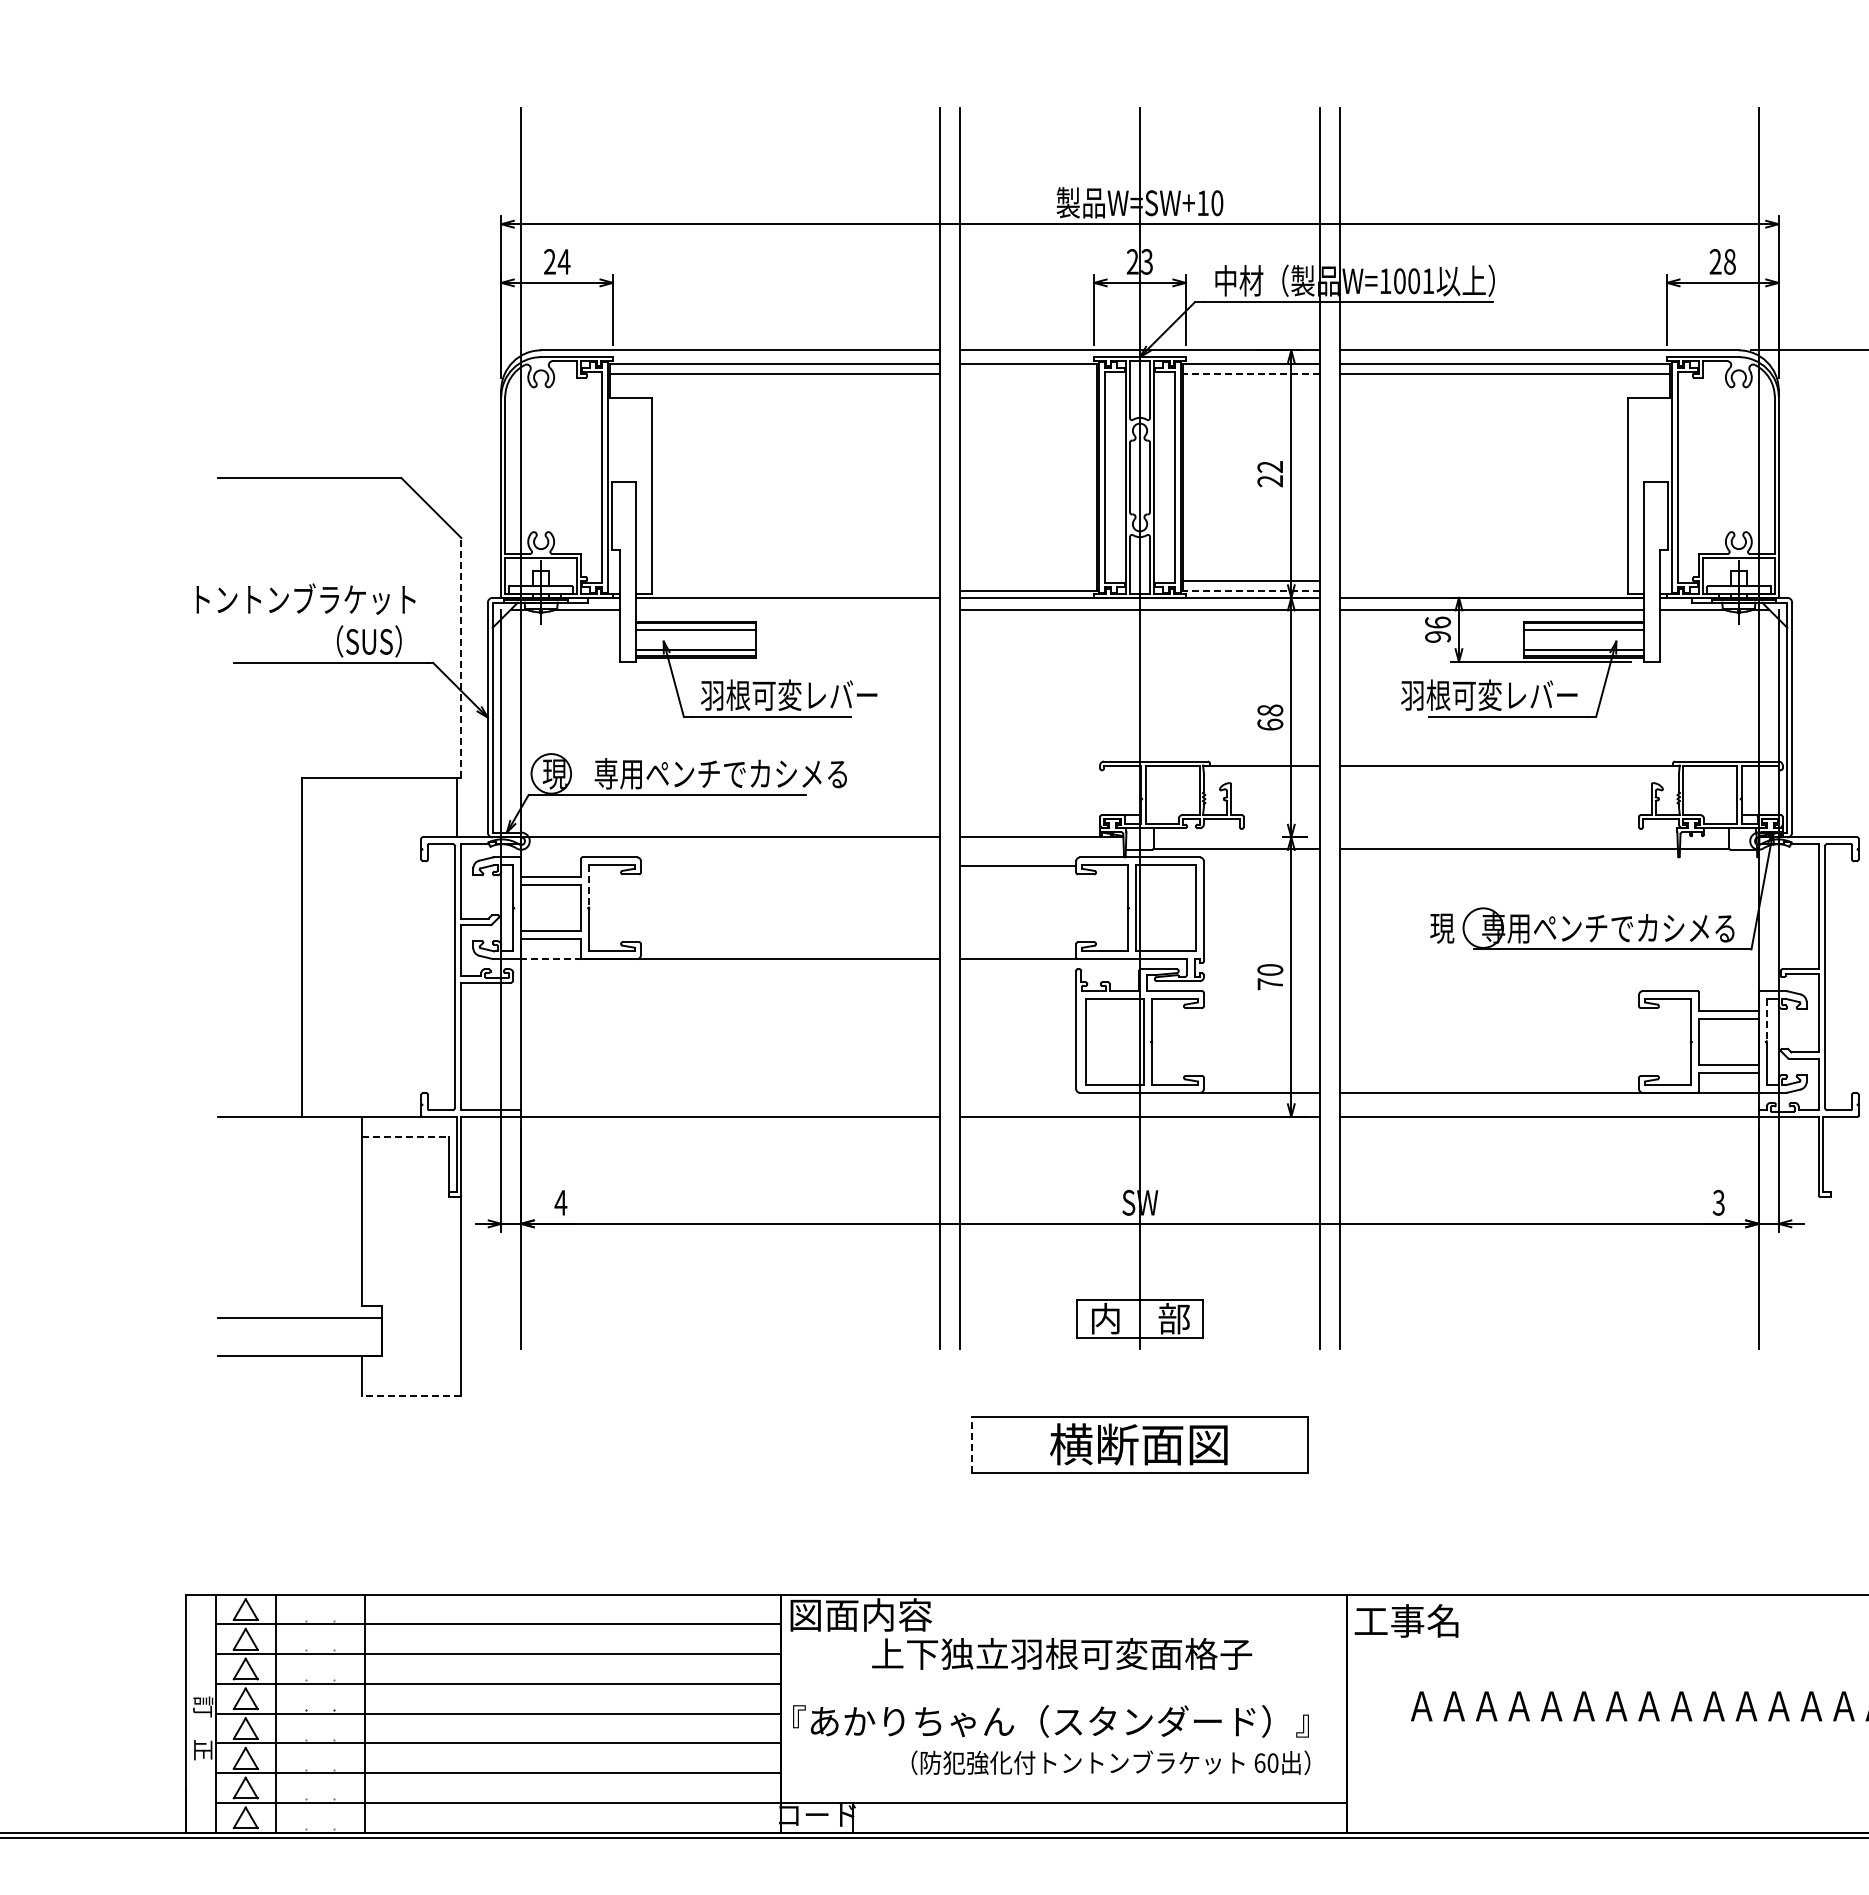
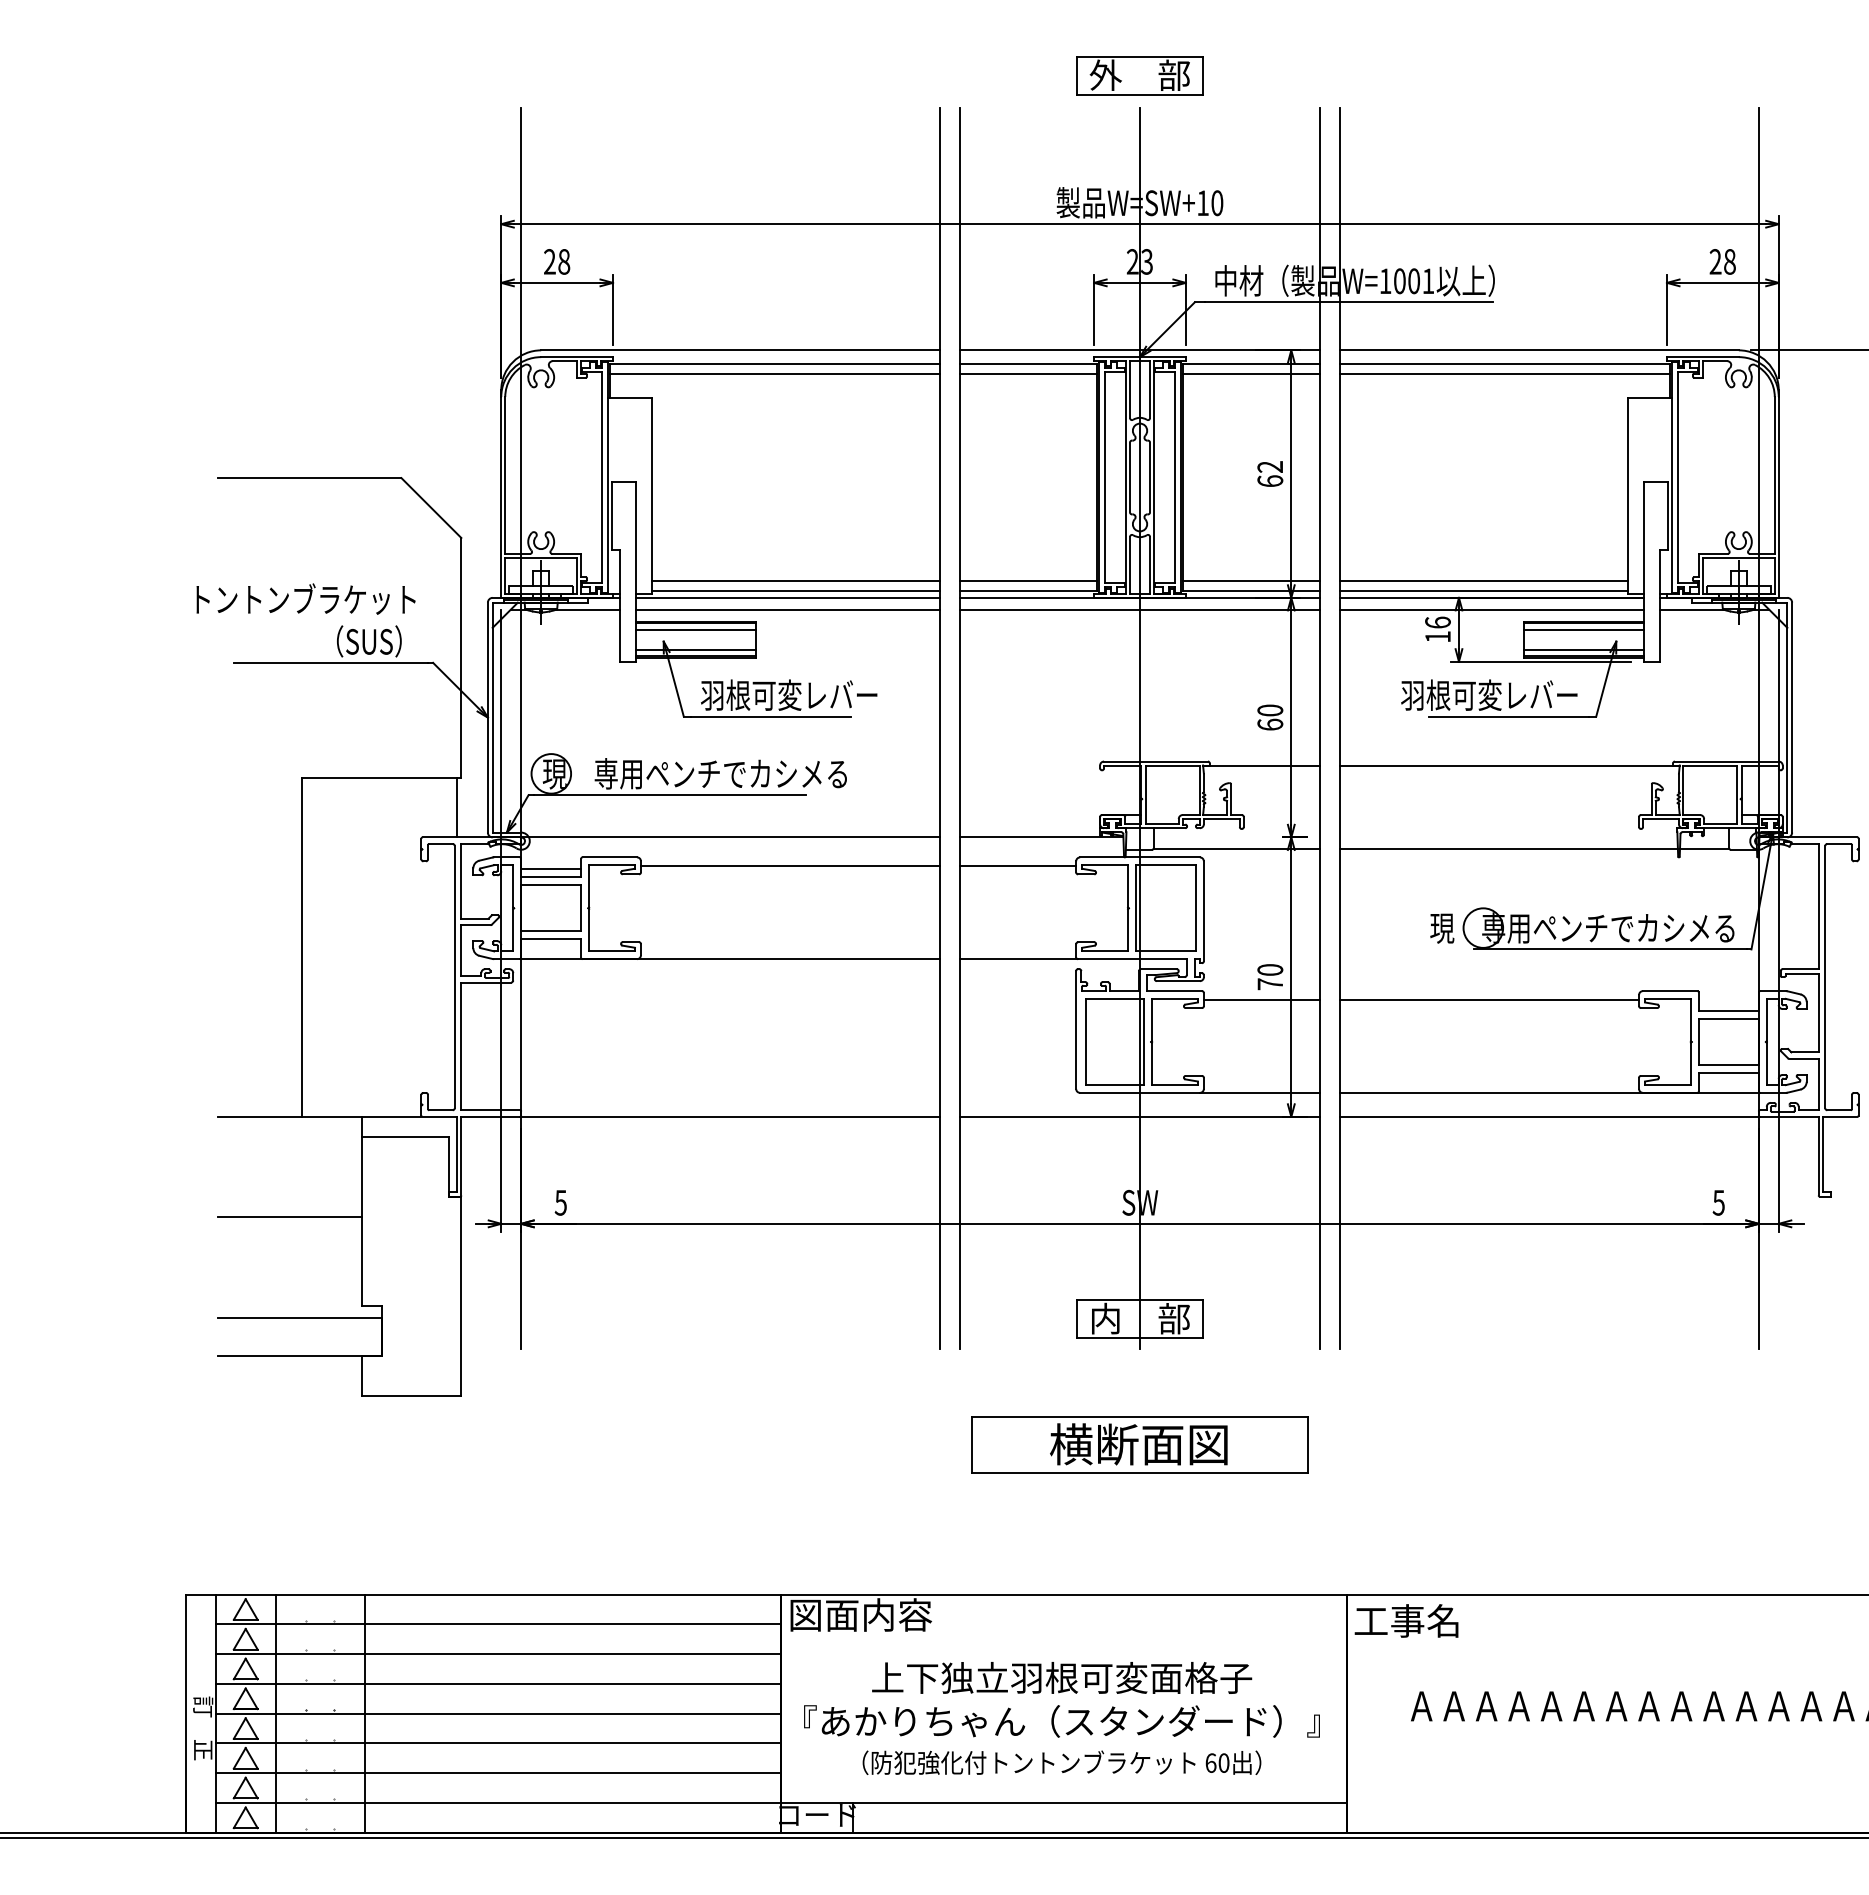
part: none -> present (1139, 75)
text: 24 -> 28 (563, 261)
line: none -> present (1028, 373)
line: dashed -> solid (1250, 373)
text: 22 -> 62 (1270, 481)
line: none -> present (795, 581)
line: none -> present (1028, 581)
line: none -> present (1483, 581)
line: none -> present (795, 591)
line: dashed -> solid (1250, 591)
line: none -> present (1483, 591)
line: none -> present (788, 609)
text: 96 -> 16 (1437, 636)
line: dashed -> solid (461, 657)
text: 68 -> 60 (1270, 710)
line: none -> present (790, 866)
line: none -> present (551, 868)
line: dashed -> solid (589, 886)
line: dashed -> solid (551, 959)
line: none -> present (1261, 1000)
line: none -> present (1489, 1000)
line: dashed -> solid (1766, 1020)
line: dashed -> solid (405, 1136)
text: 4 -> 5 (560, 1202)
text: 3 -> 5 (1718, 1202)
line: none -> present (289, 1216)
line: dashed -> solid (411, 1396)
line: dashed -> solid (972, 1444)
text position: (1062, 1653) -> (1062, 1677) (1062, 1677)
text position: (1050, 1721) -> (1061, 1721) (1061, 1721)
text position: (1110, 1762) -> (1061, 1762) (1061, 1762)
